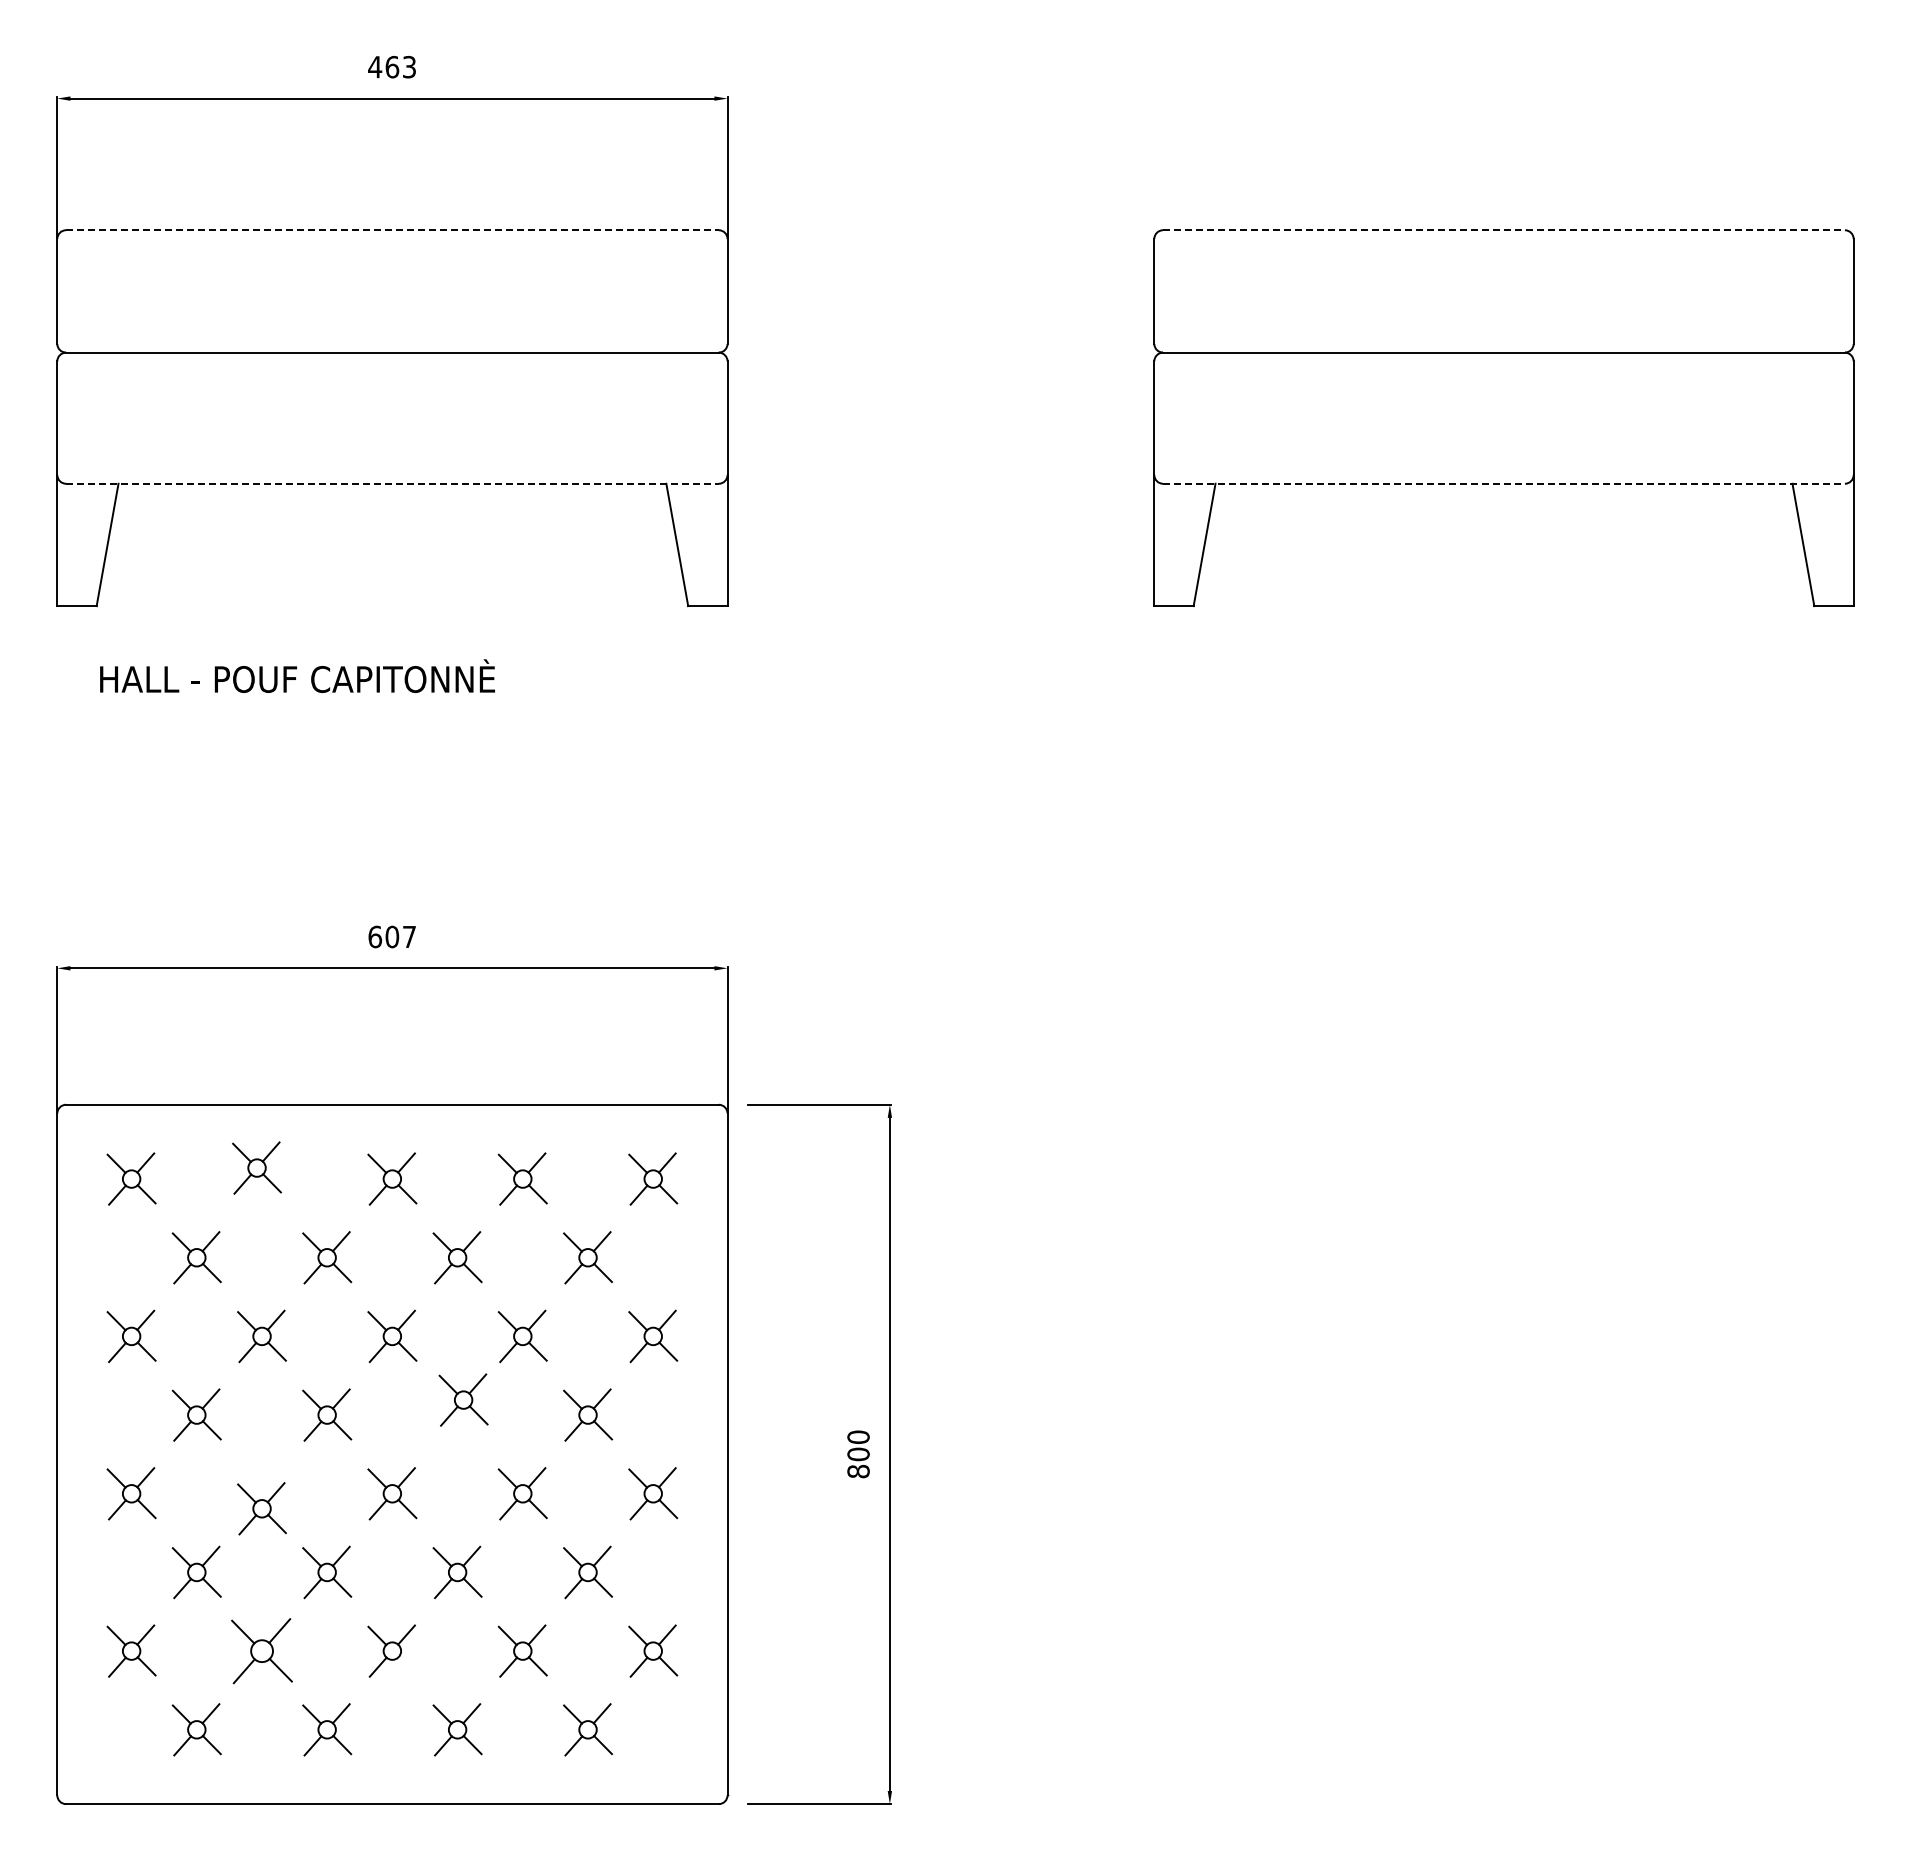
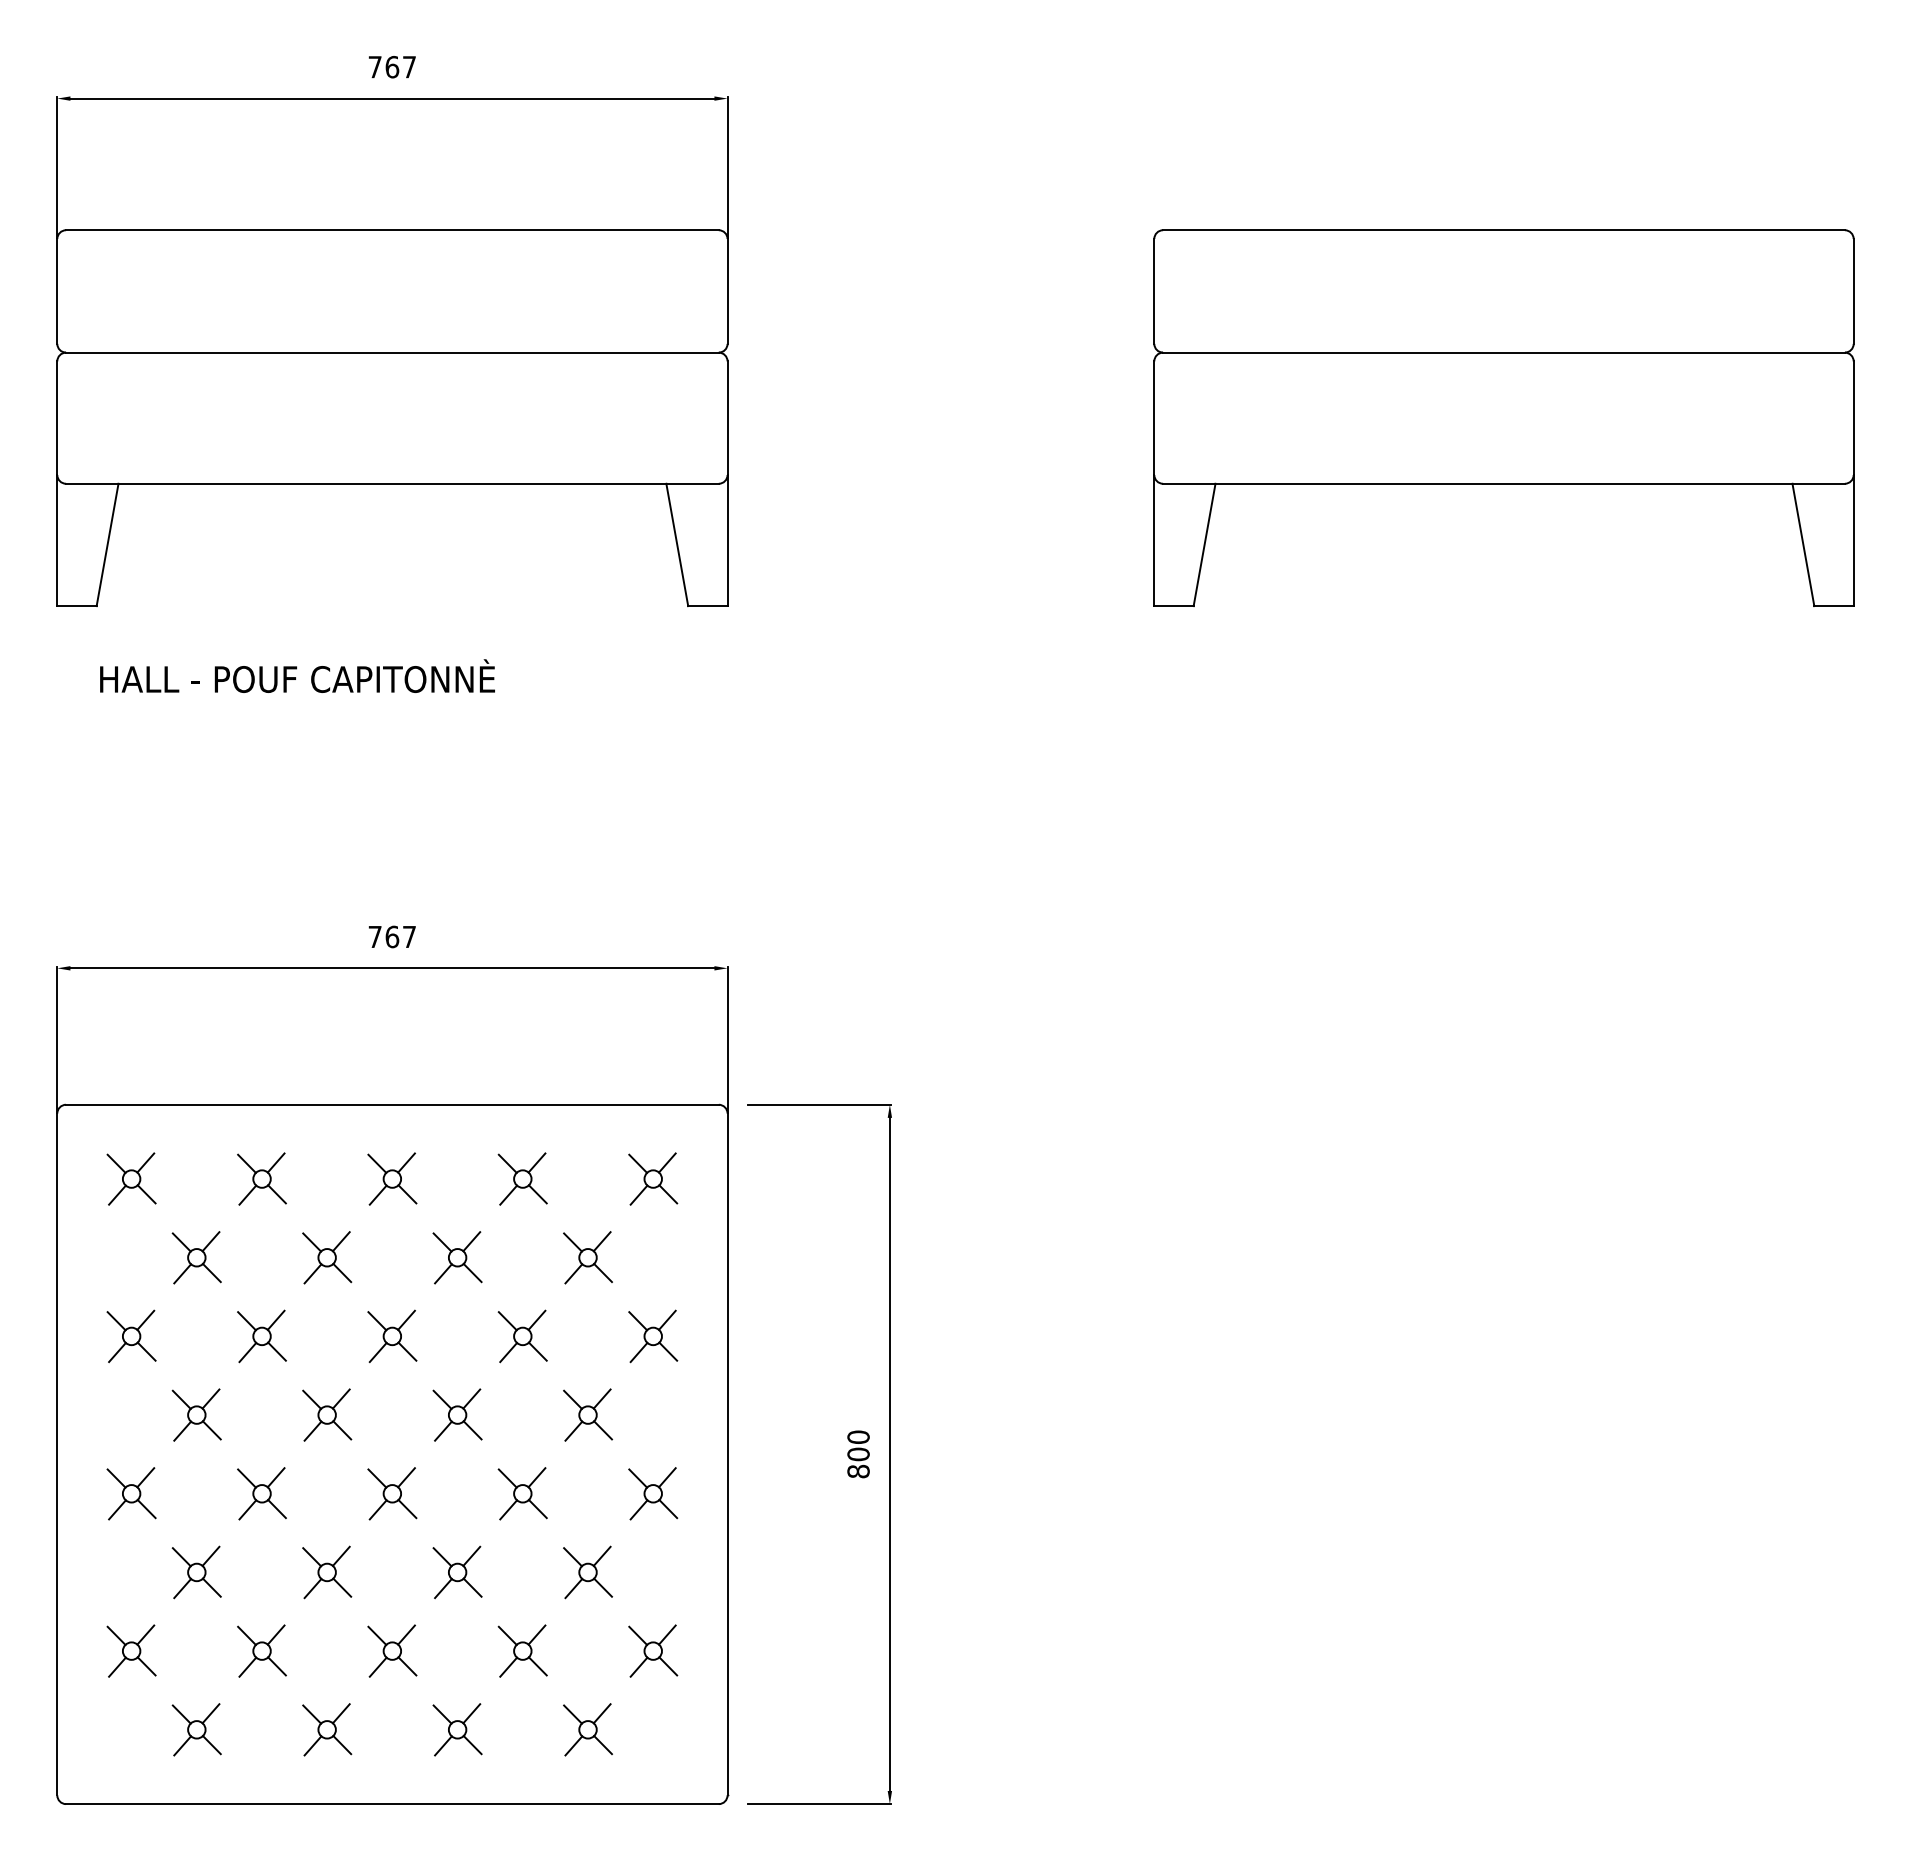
text: 463 -> 767 (391, 66)
line: dashed -> solid (392, 230)
line: dashed -> solid (1504, 230)
line: dashed -> solid (392, 483)
line: dashed -> solid (1504, 483)
text: 607 -> 767 (383, 936)
part position: (256, 1167) -> (261, 1178) (261, 1178)
part position: (463, 1399) -> (457, 1414) (457, 1414)
part position: (261, 1508) -> (261, 1493) (261, 1493)
part size: 62x67 px -> 50x54 px (261, 1650)
line: none -> present (407, 1666)
